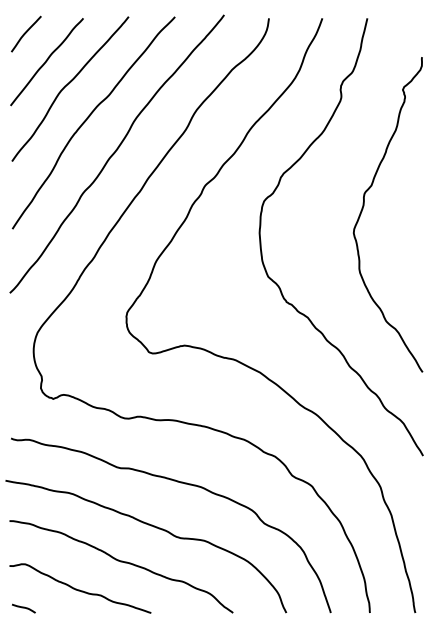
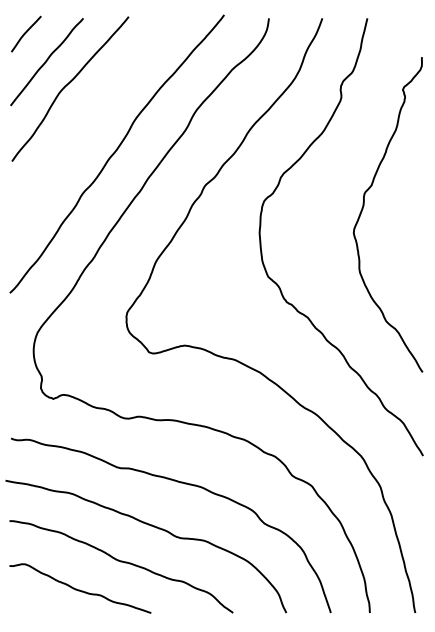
curve: present -> none (89, 117)
curve: present -> none (23, 608)
